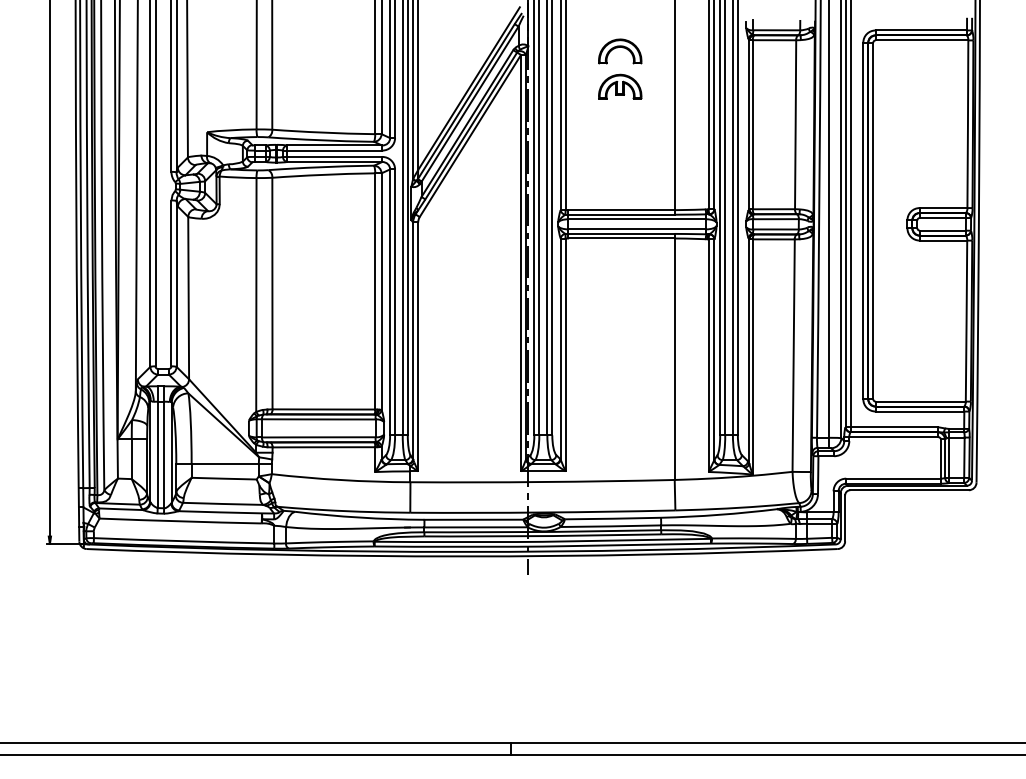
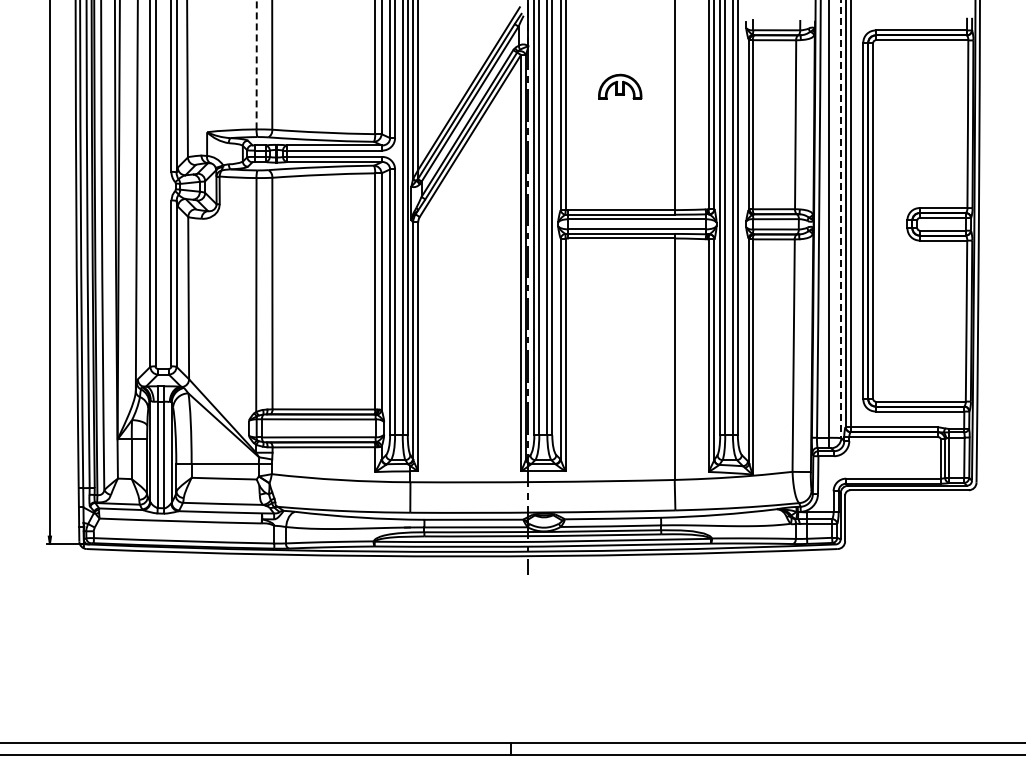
part: present -> none (620, 51)
line: solid -> dashed (256, 64)
line: solid -> dashed (841, 219)
